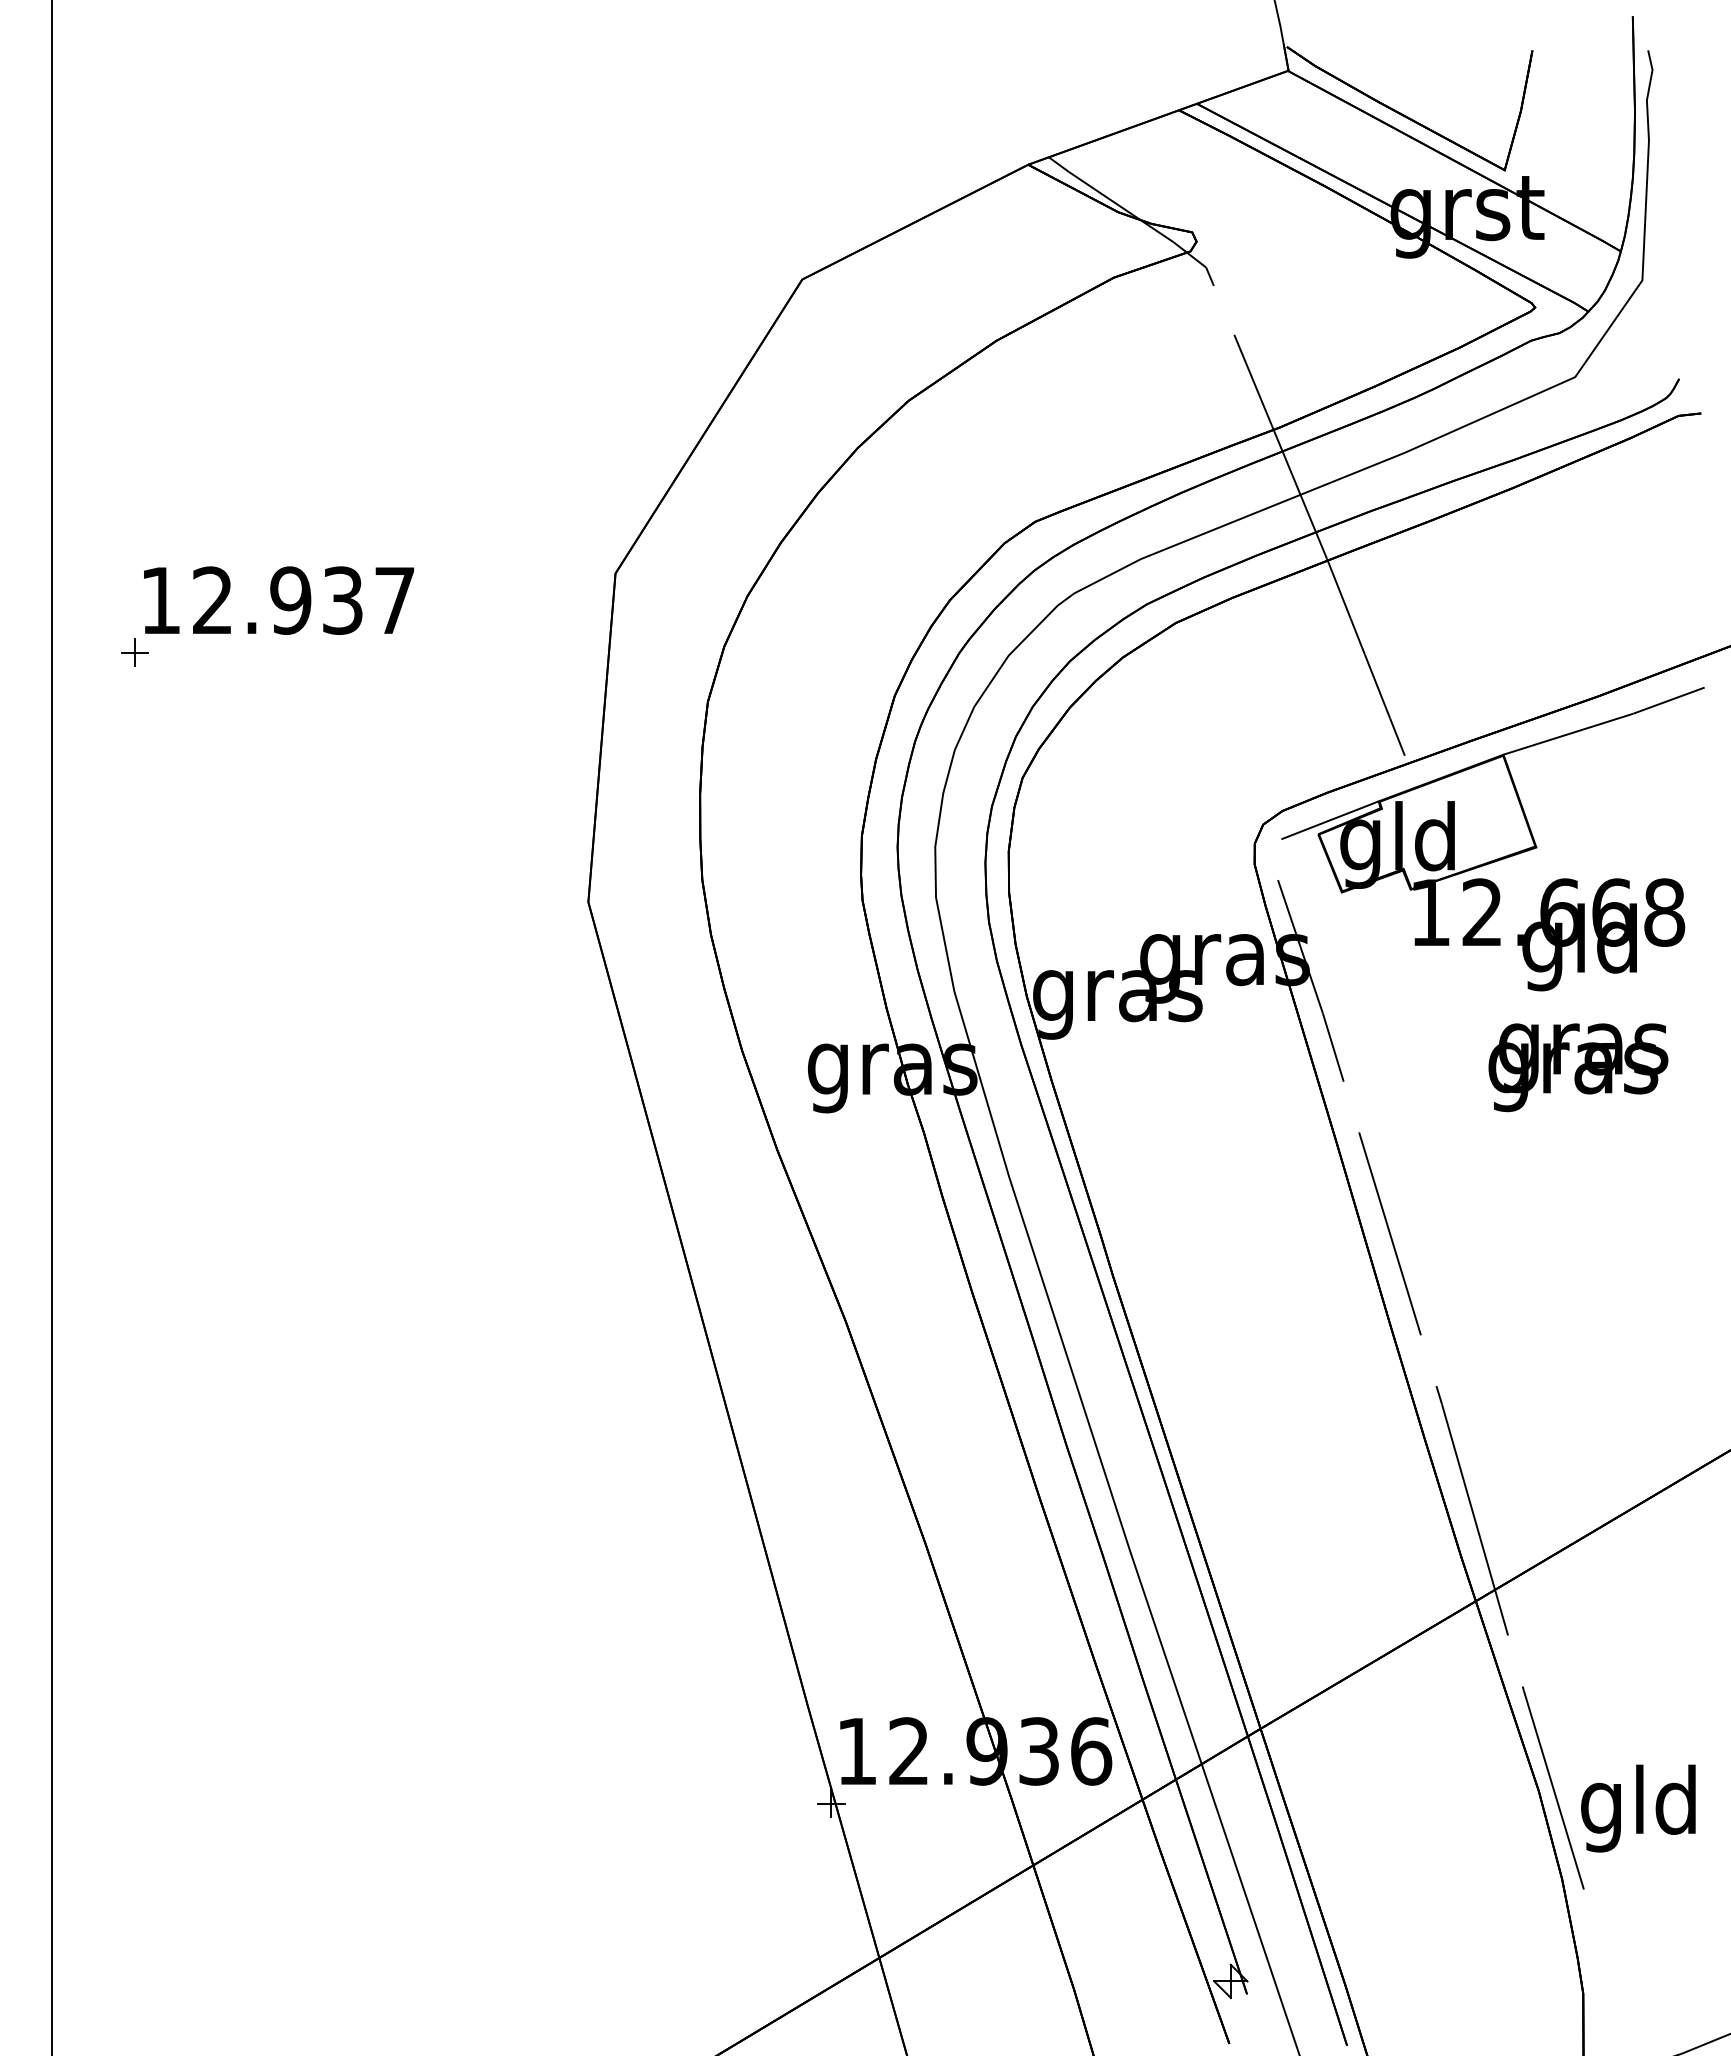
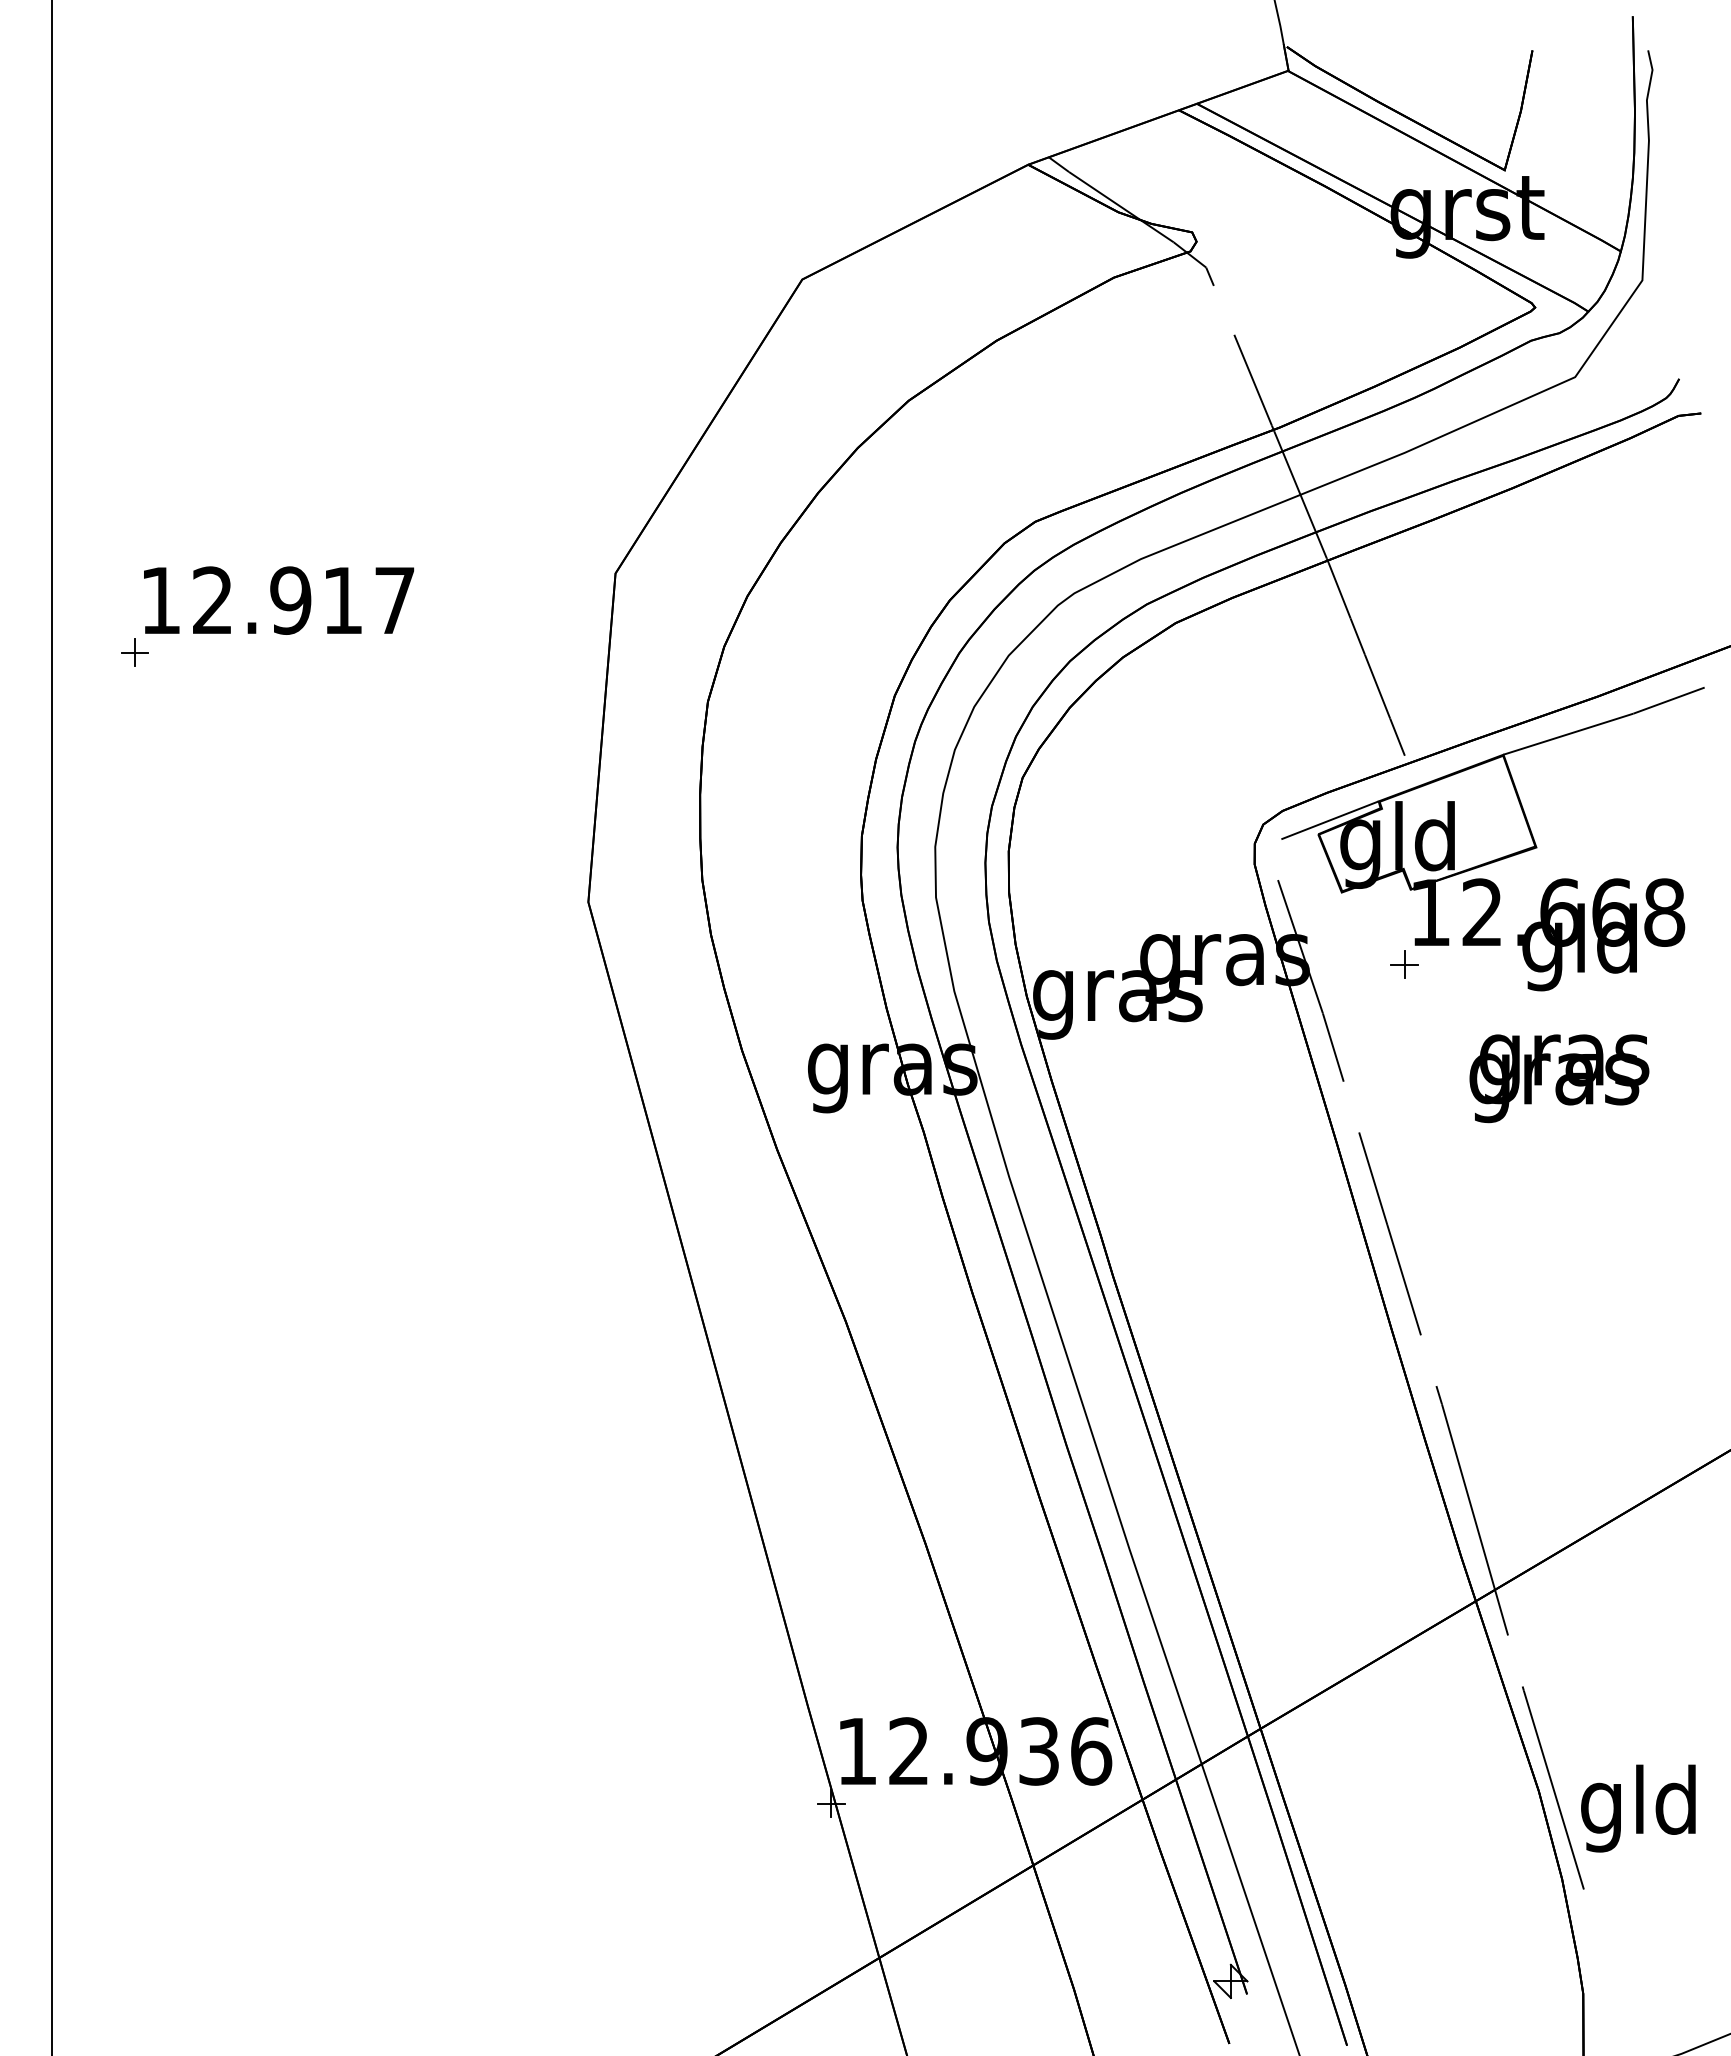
text: 12.937 -> 12.917 (342, 600)
part: none -> present (1404, 964)
text position: (1578, 1067) -> (1559, 1078) (1559, 1078)
